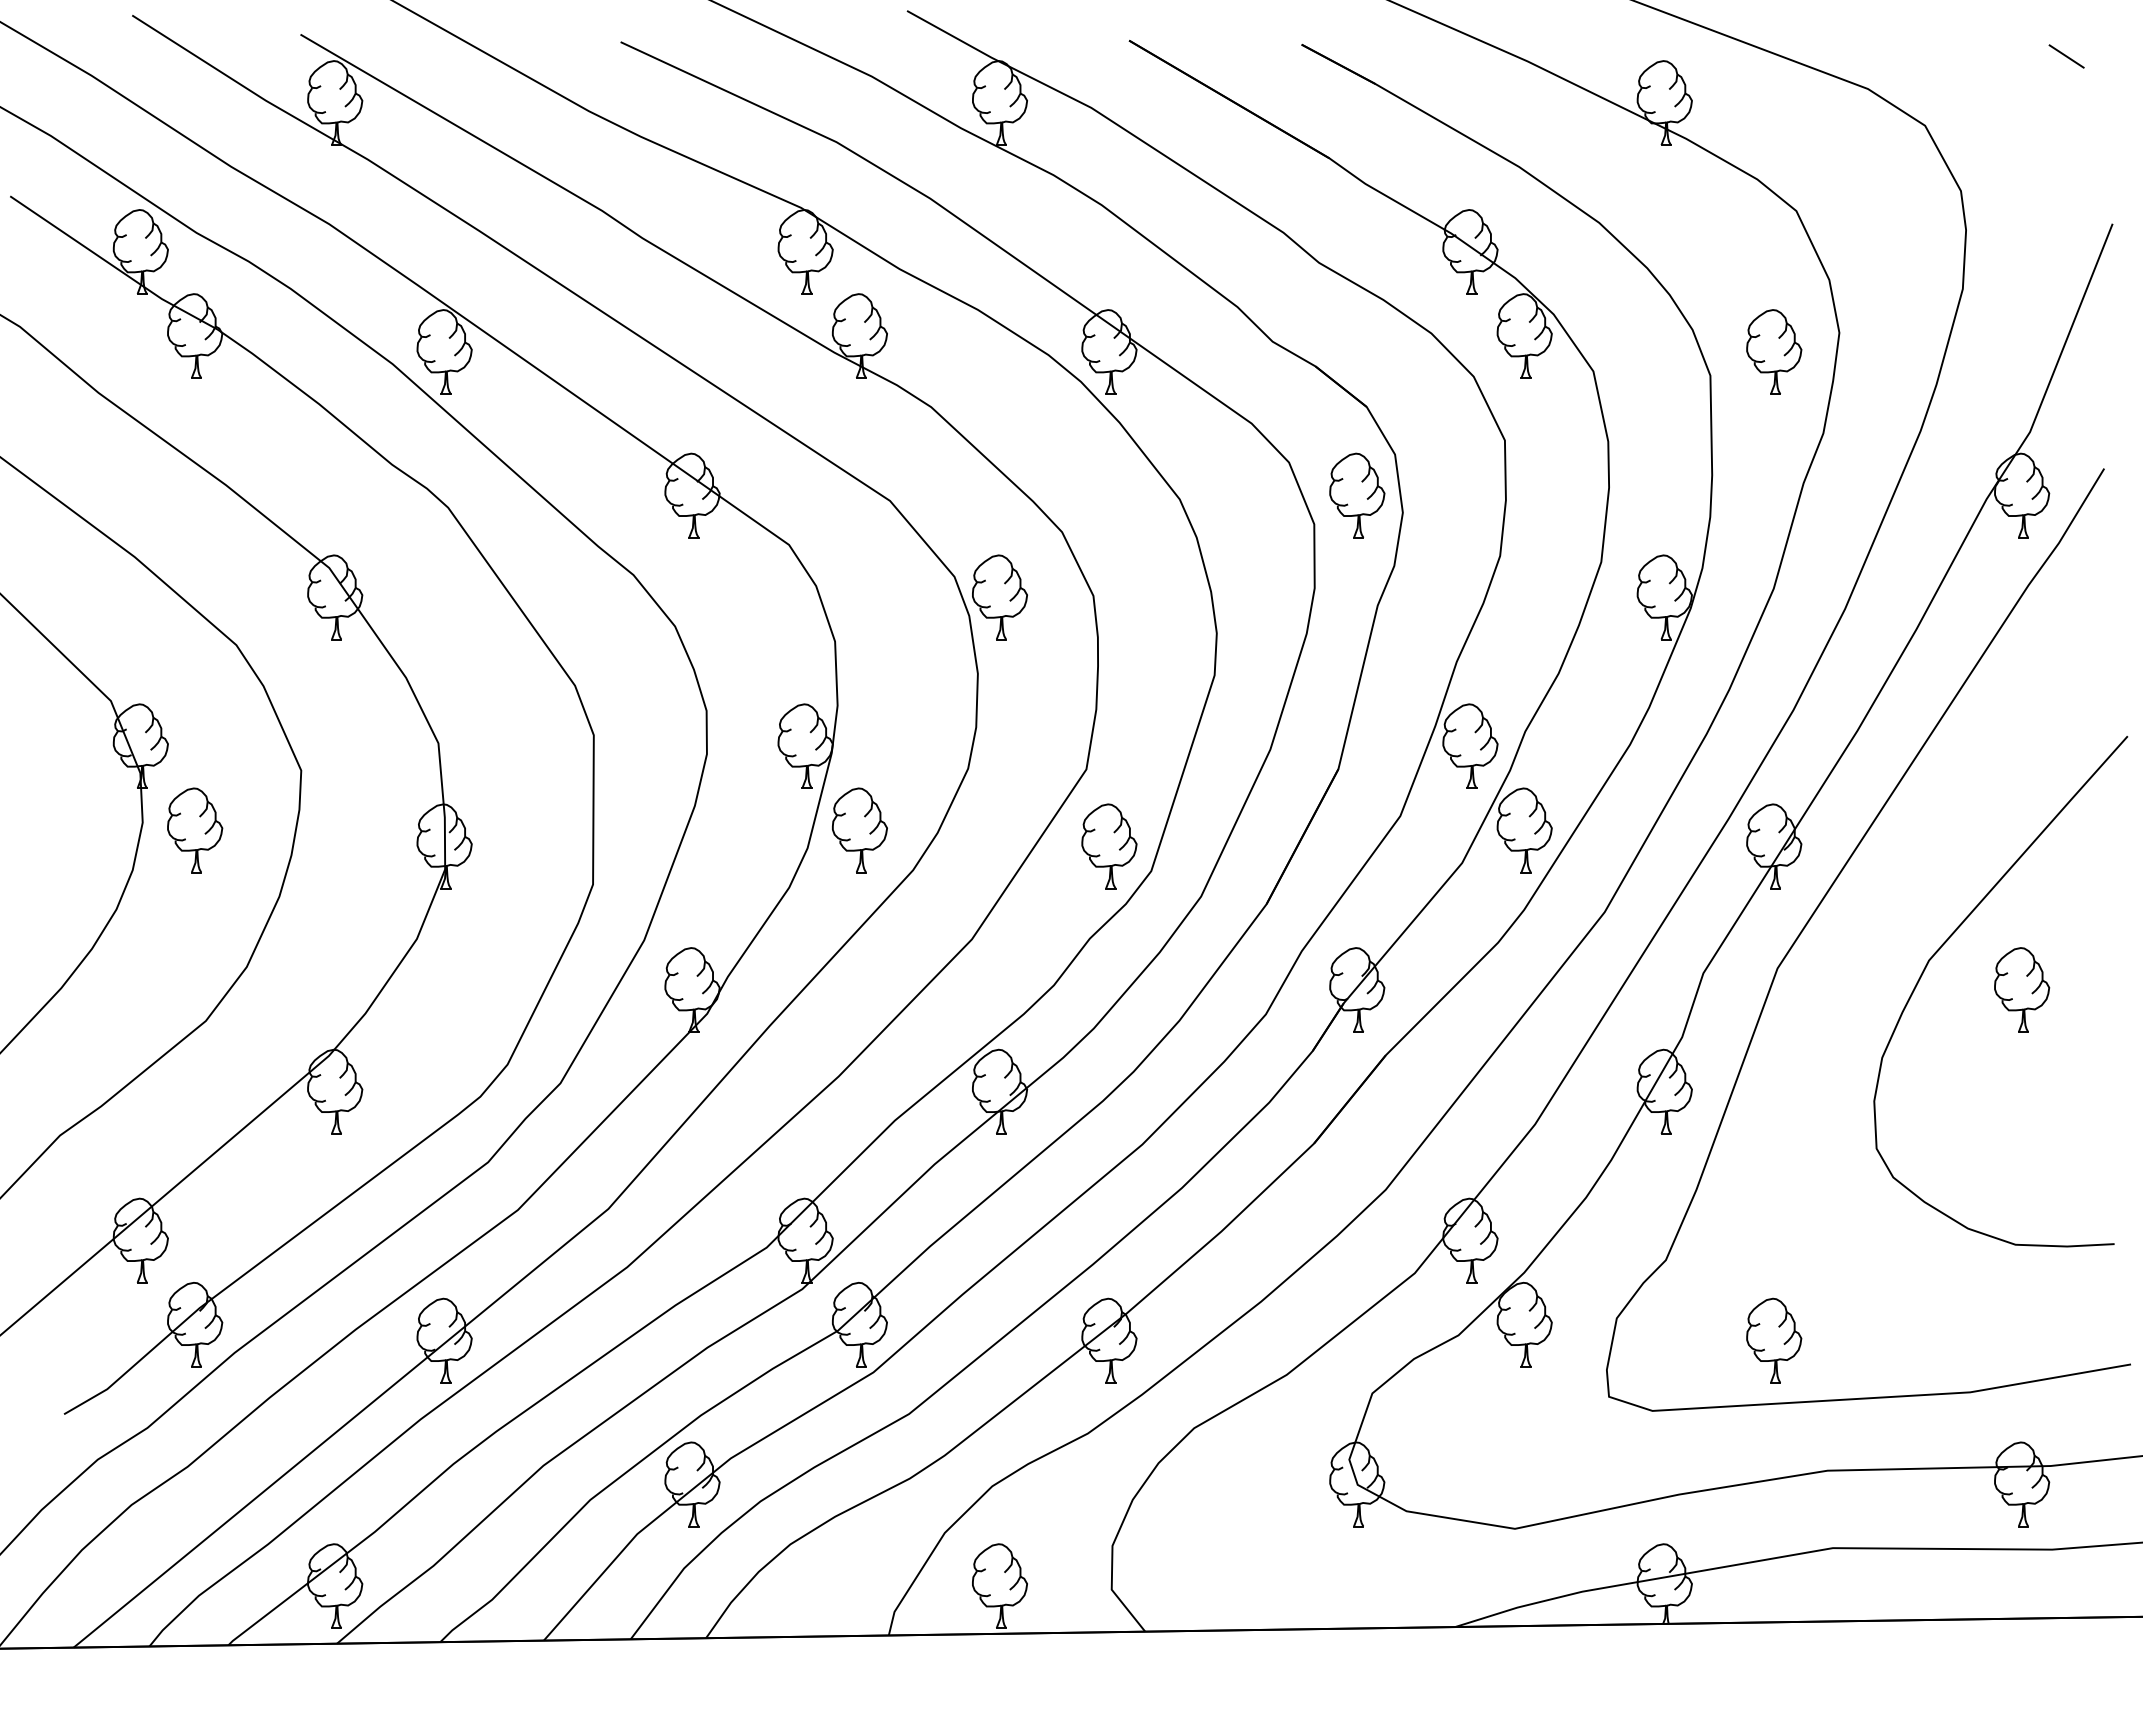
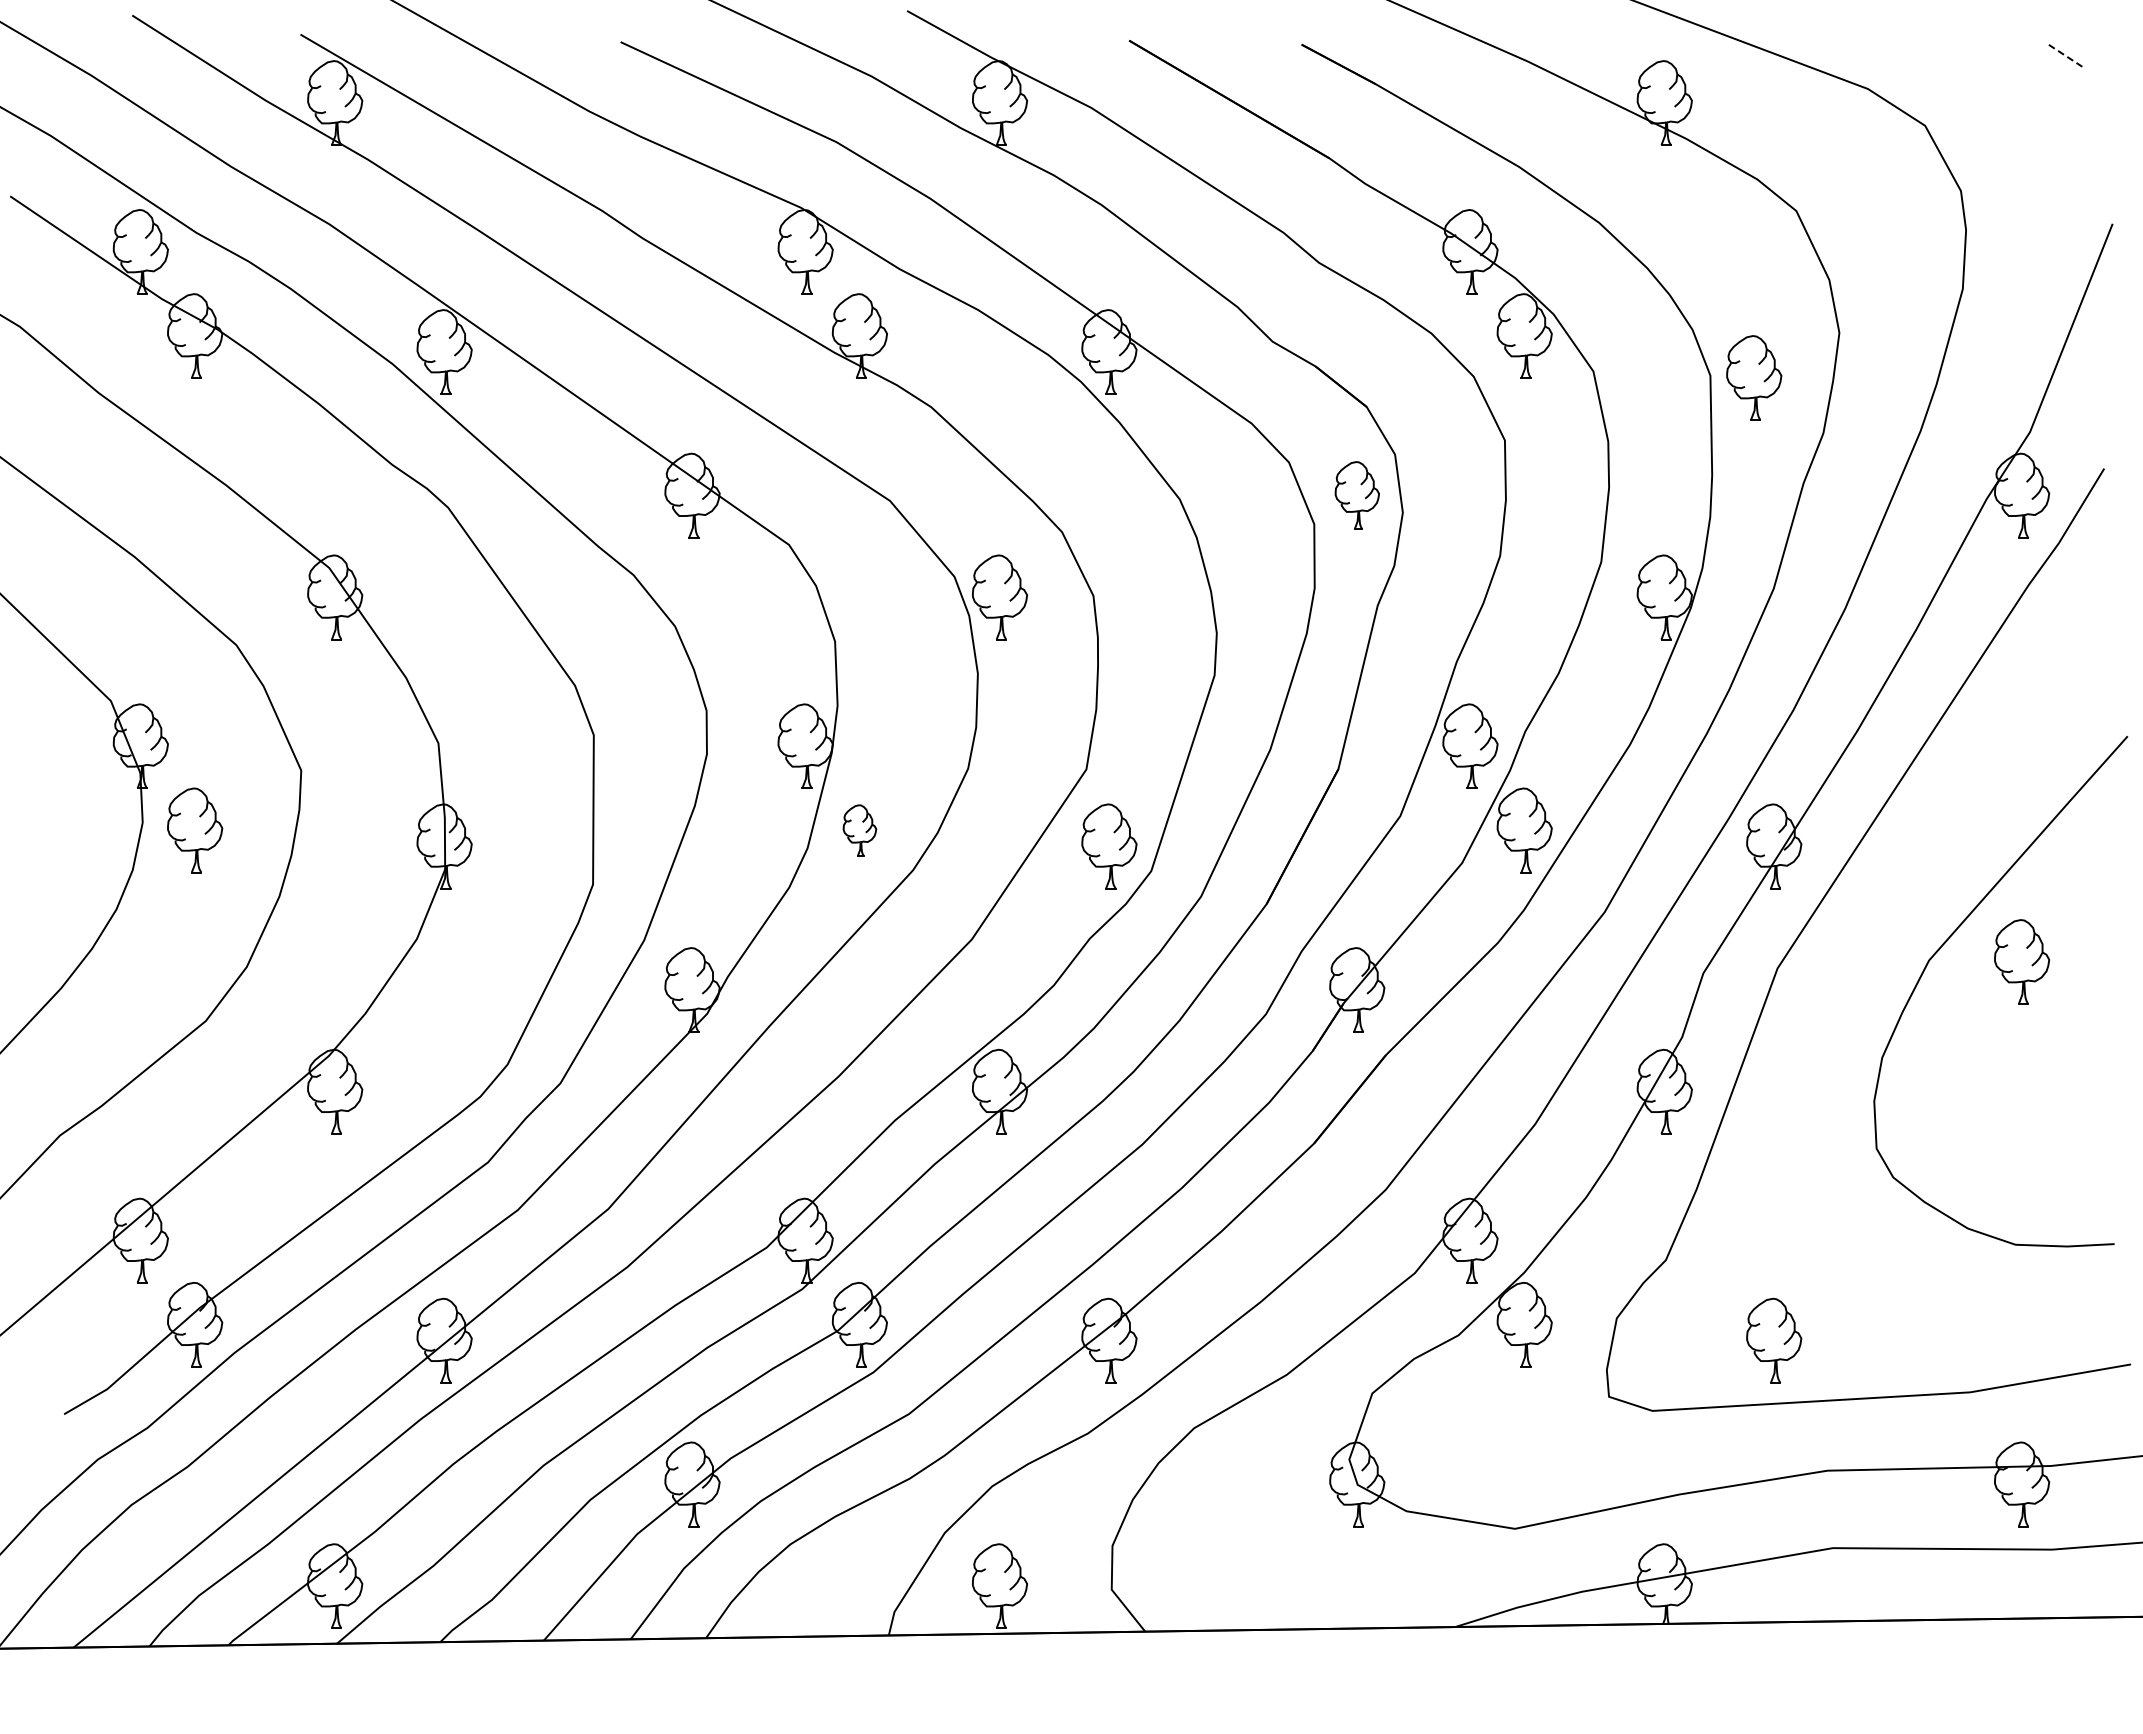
line: solid -> dashed (2067, 56)
part position: (1774, 351) -> (1754, 377) (1754, 377)
part size: 57x87 px -> 46x69 px (1356, 495)
part size: 56x87 px -> 36x53 px (859, 830)
part position: (2022, 989) -> (2022, 961) (2022, 961)
